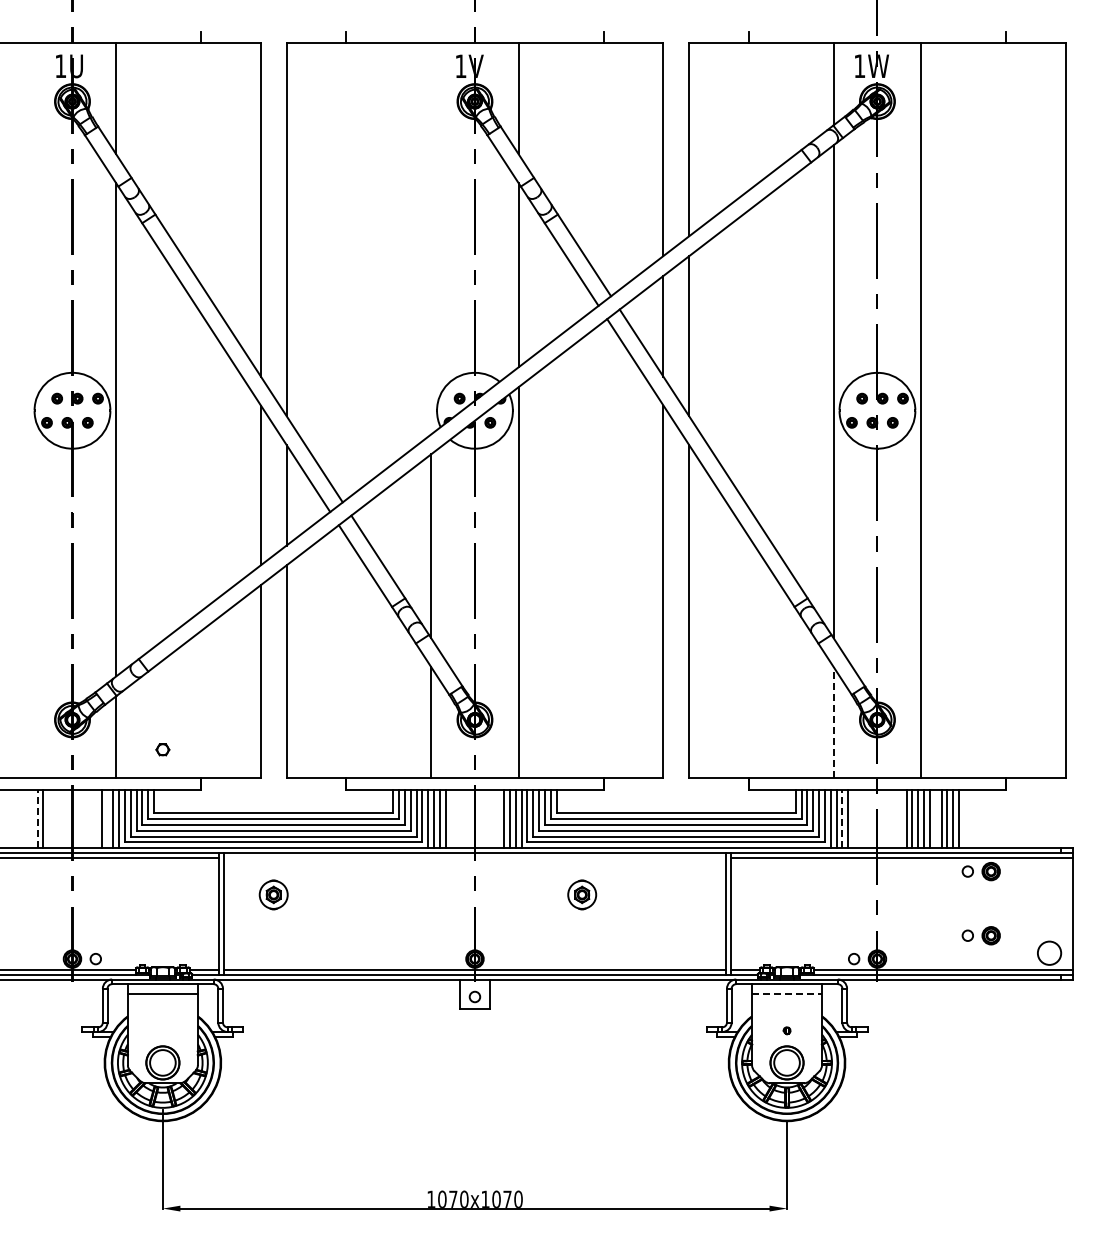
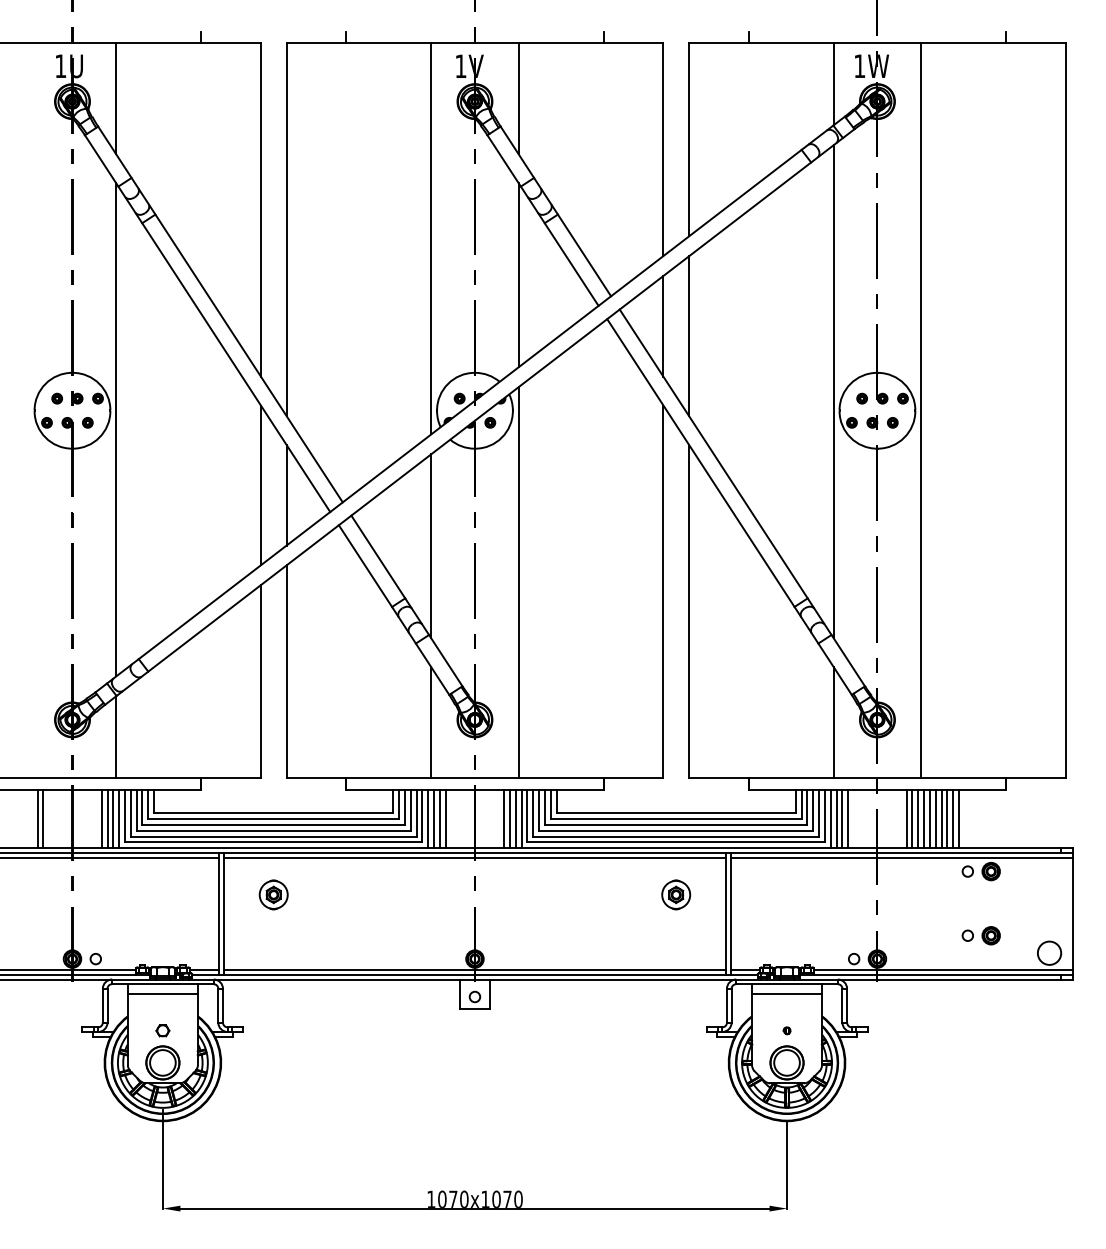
line: none -> present (431, 238)
line: dashed -> solid (833, 722)
part position: (162, 749) -> (162, 1030) (162, 1030)
line: dashed -> solid (37, 818)
line: none -> present (107, 818)
line: dashed -> solid (842, 818)
line: none -> present (935, 818)
line: none -> present (474, 857)
part position: (582, 894) -> (676, 894) (676, 894)
line: dashed -> solid (787, 993)
